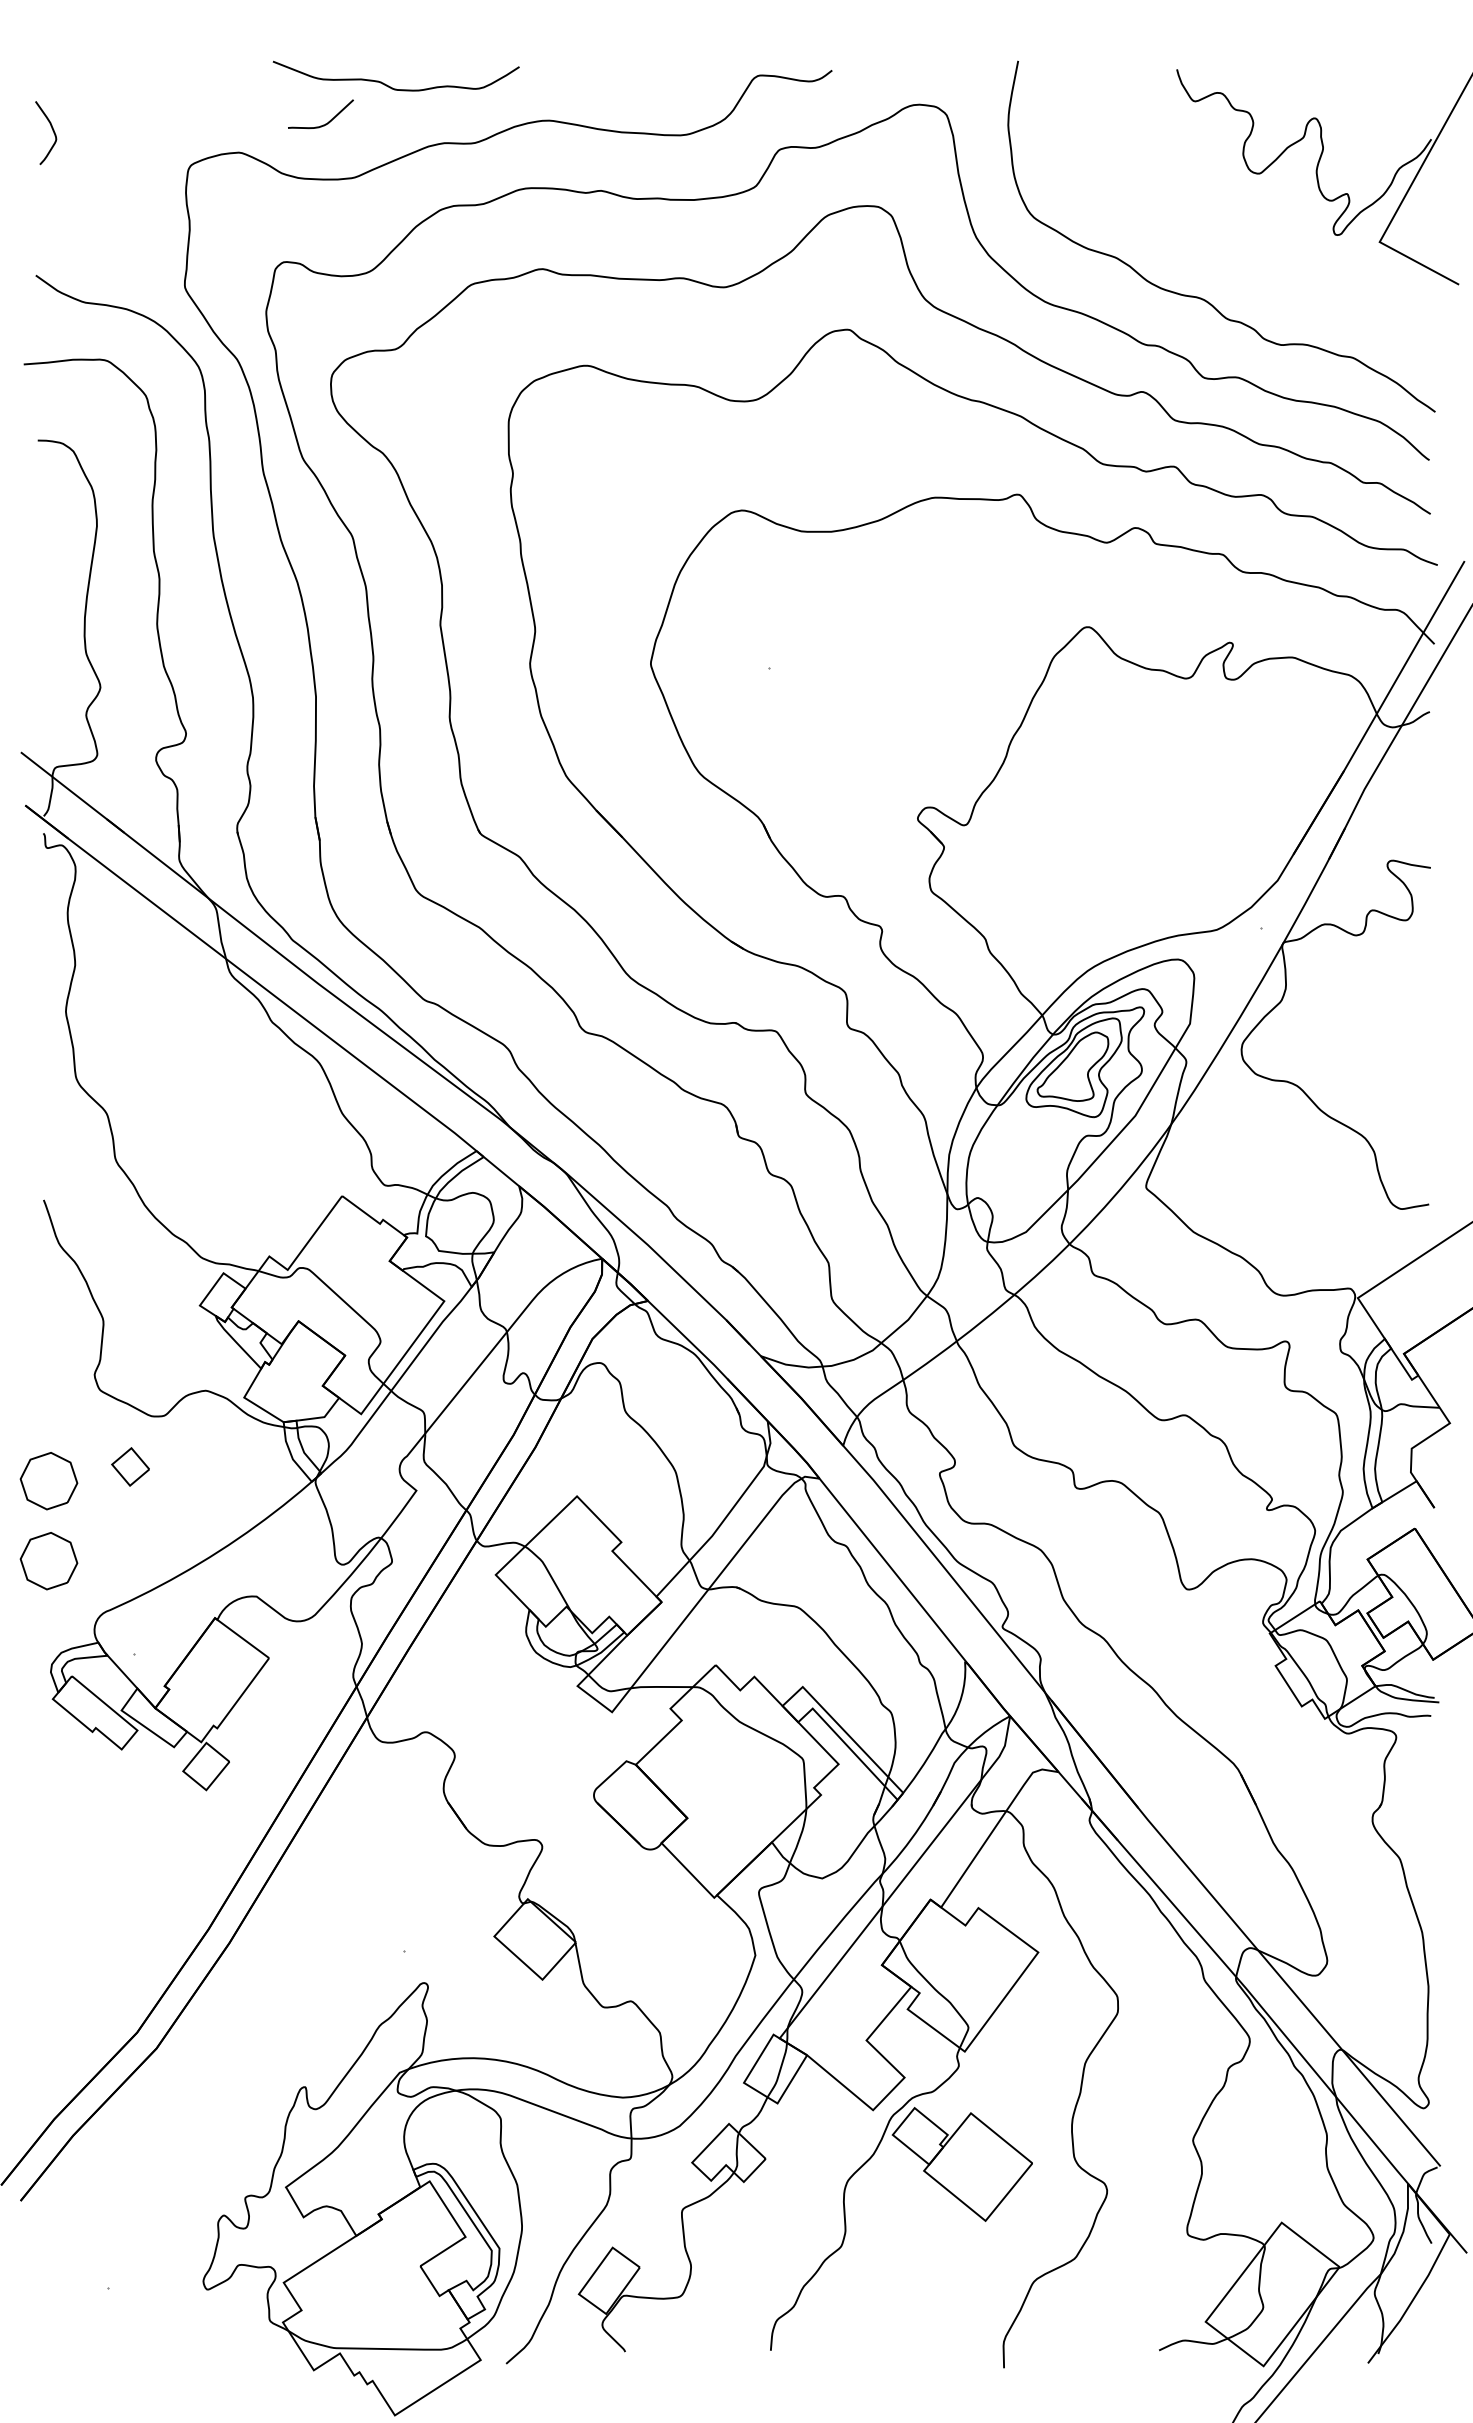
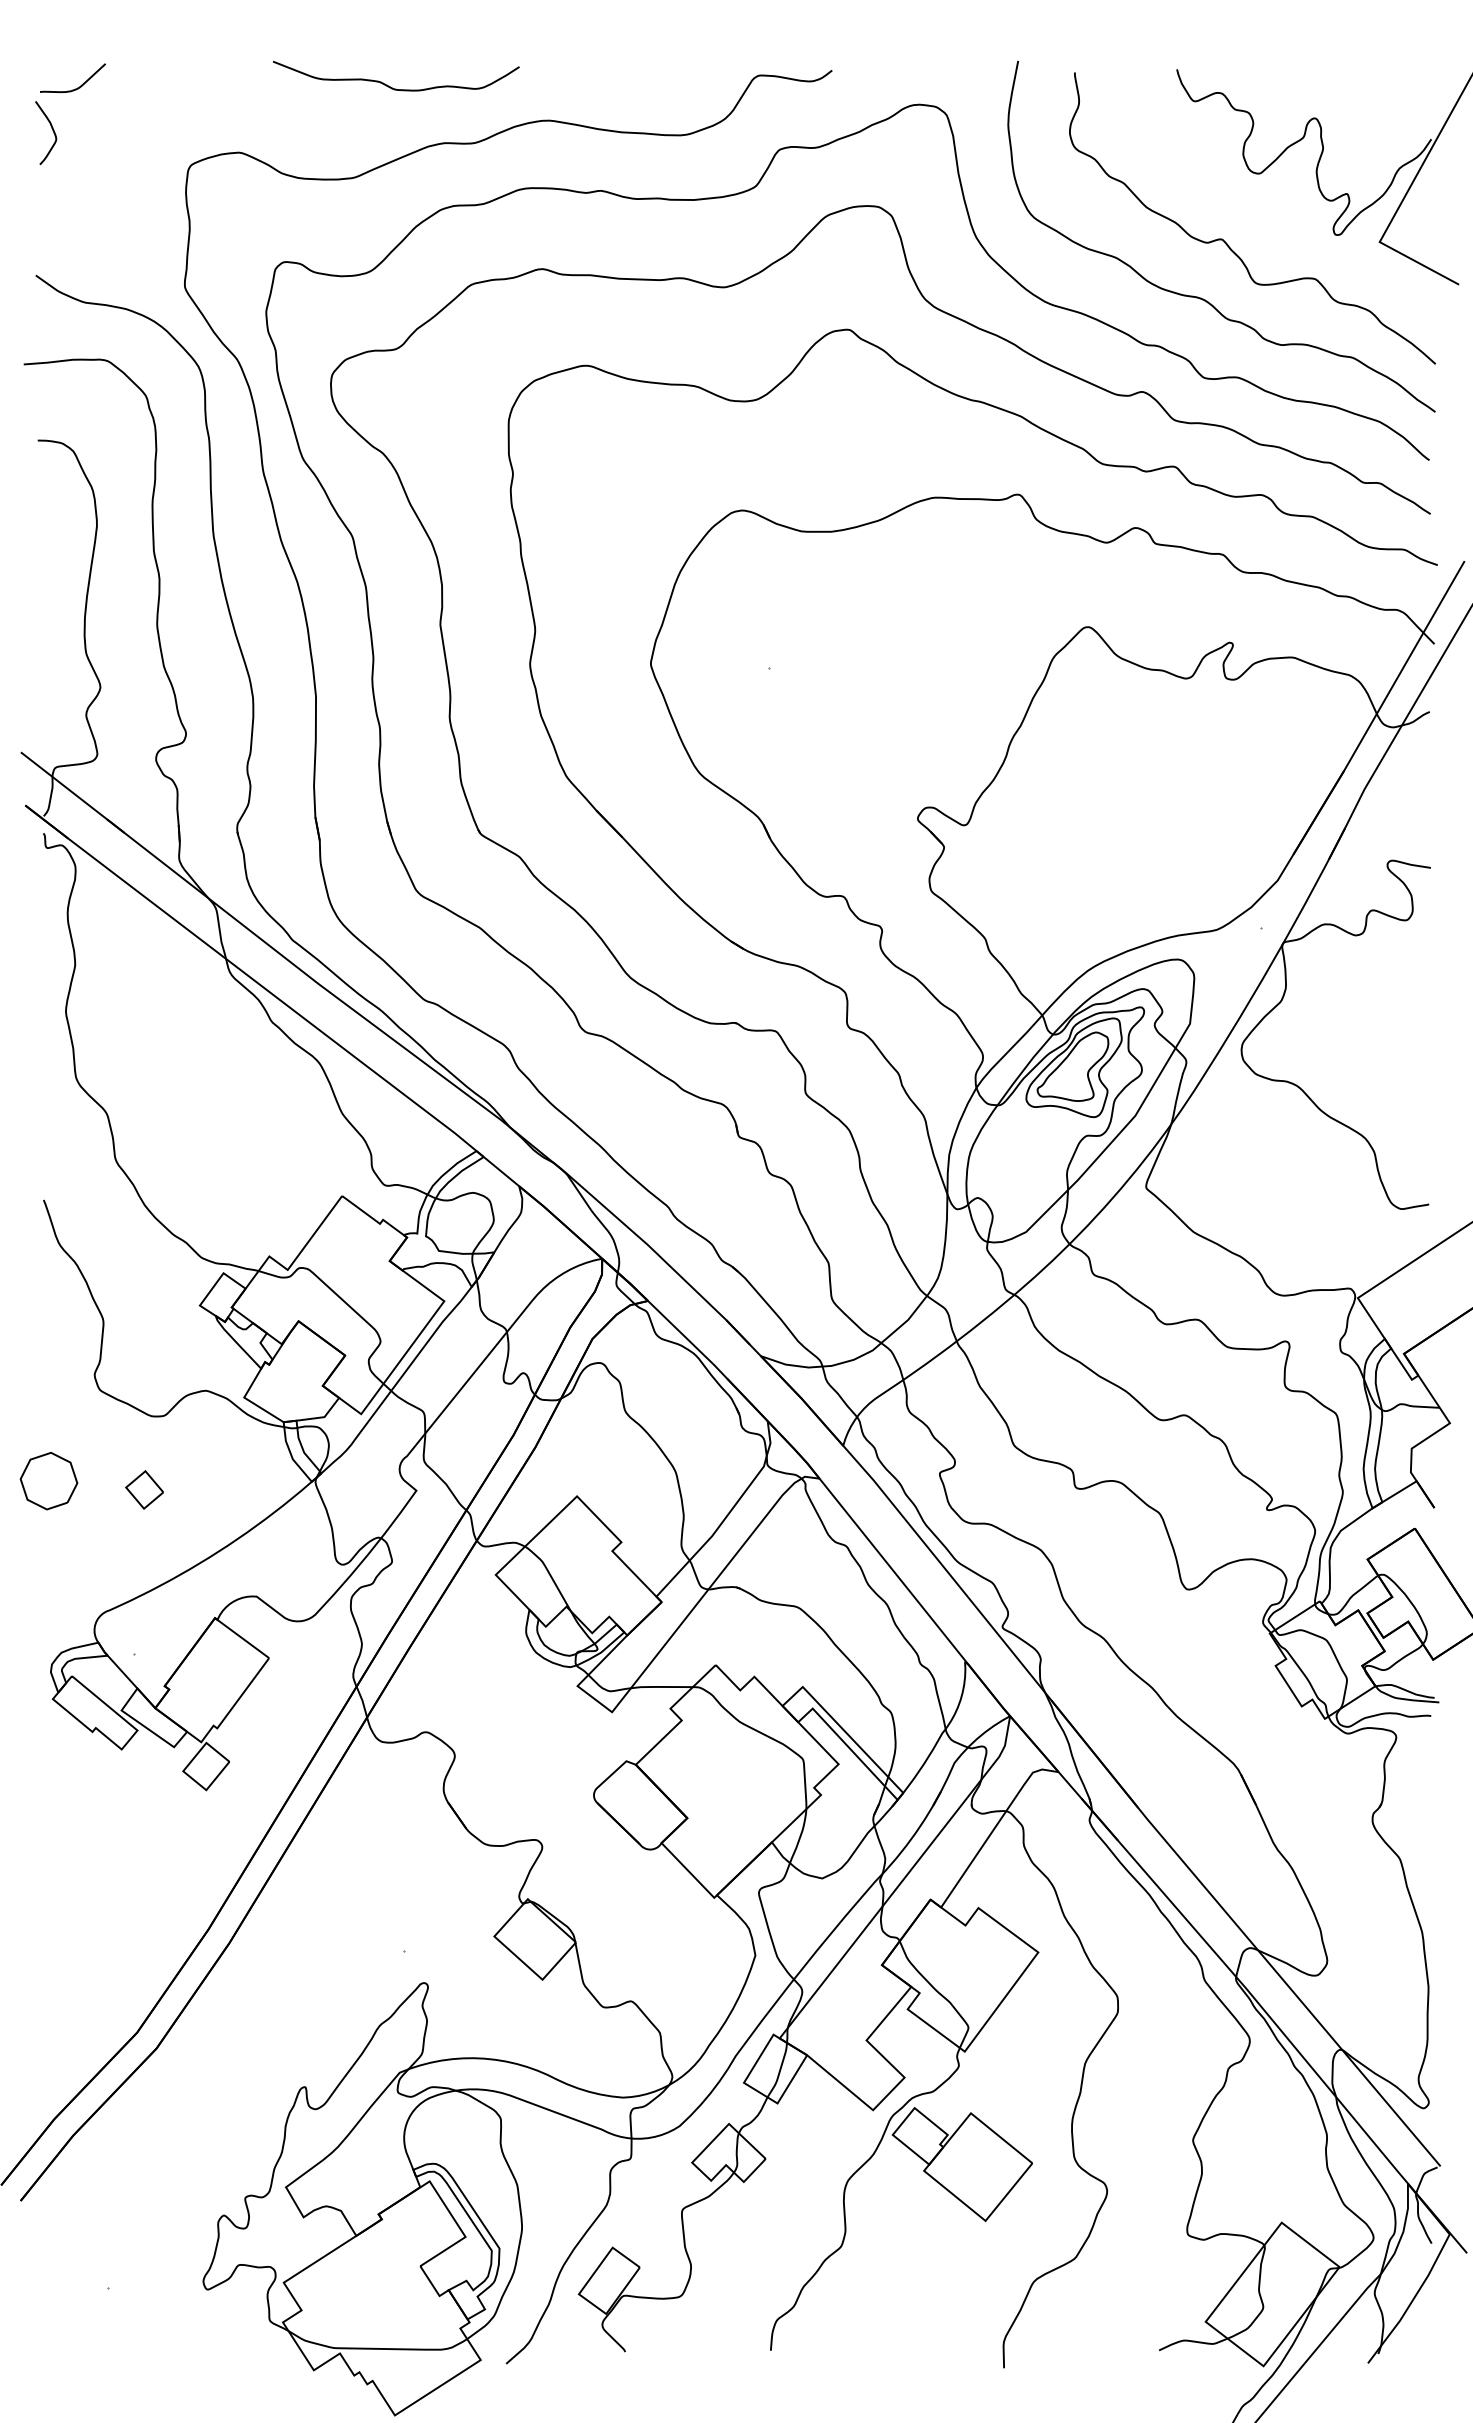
curve position: (325, 123) -> (77, 87) (77, 87)
curve: none -> present (1227, 243)
part position: (130, 1466) -> (144, 1489) (144, 1489)
part: present -> none (48, 1561)
